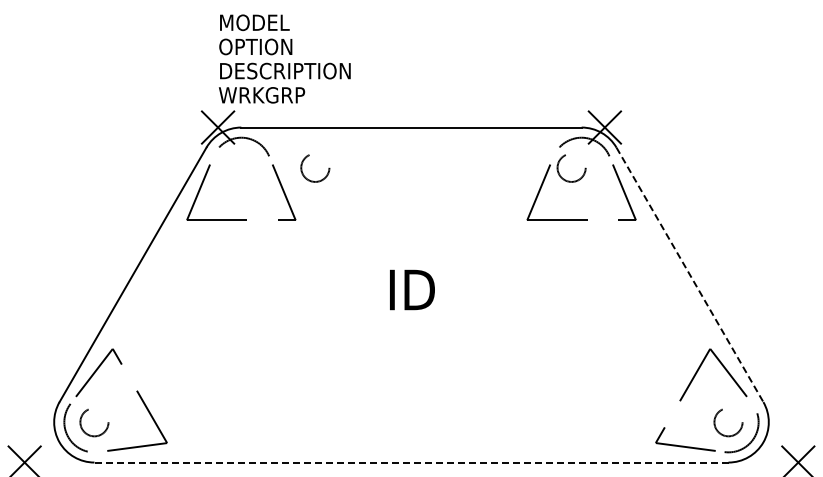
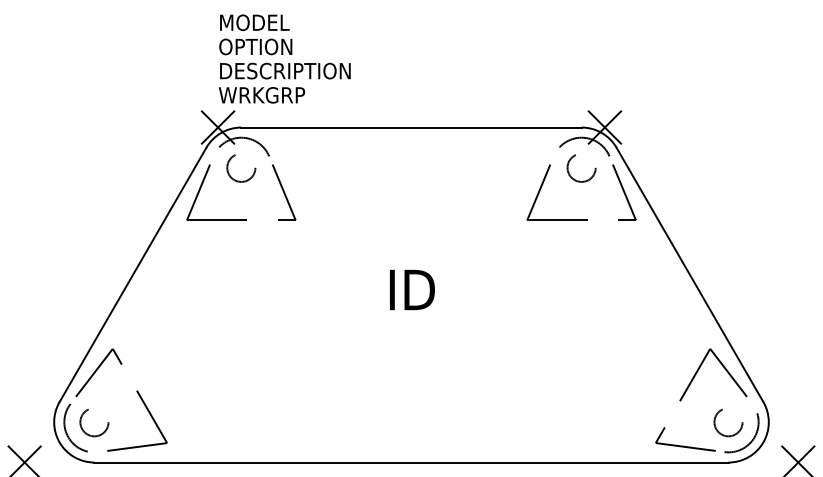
circle position: (315, 168) -> (241, 168) (241, 168)
circle position: (571, 168) -> (581, 168) (581, 168)
line: dashed -> solid (689, 274)
line: dashed -> solid (411, 462)
